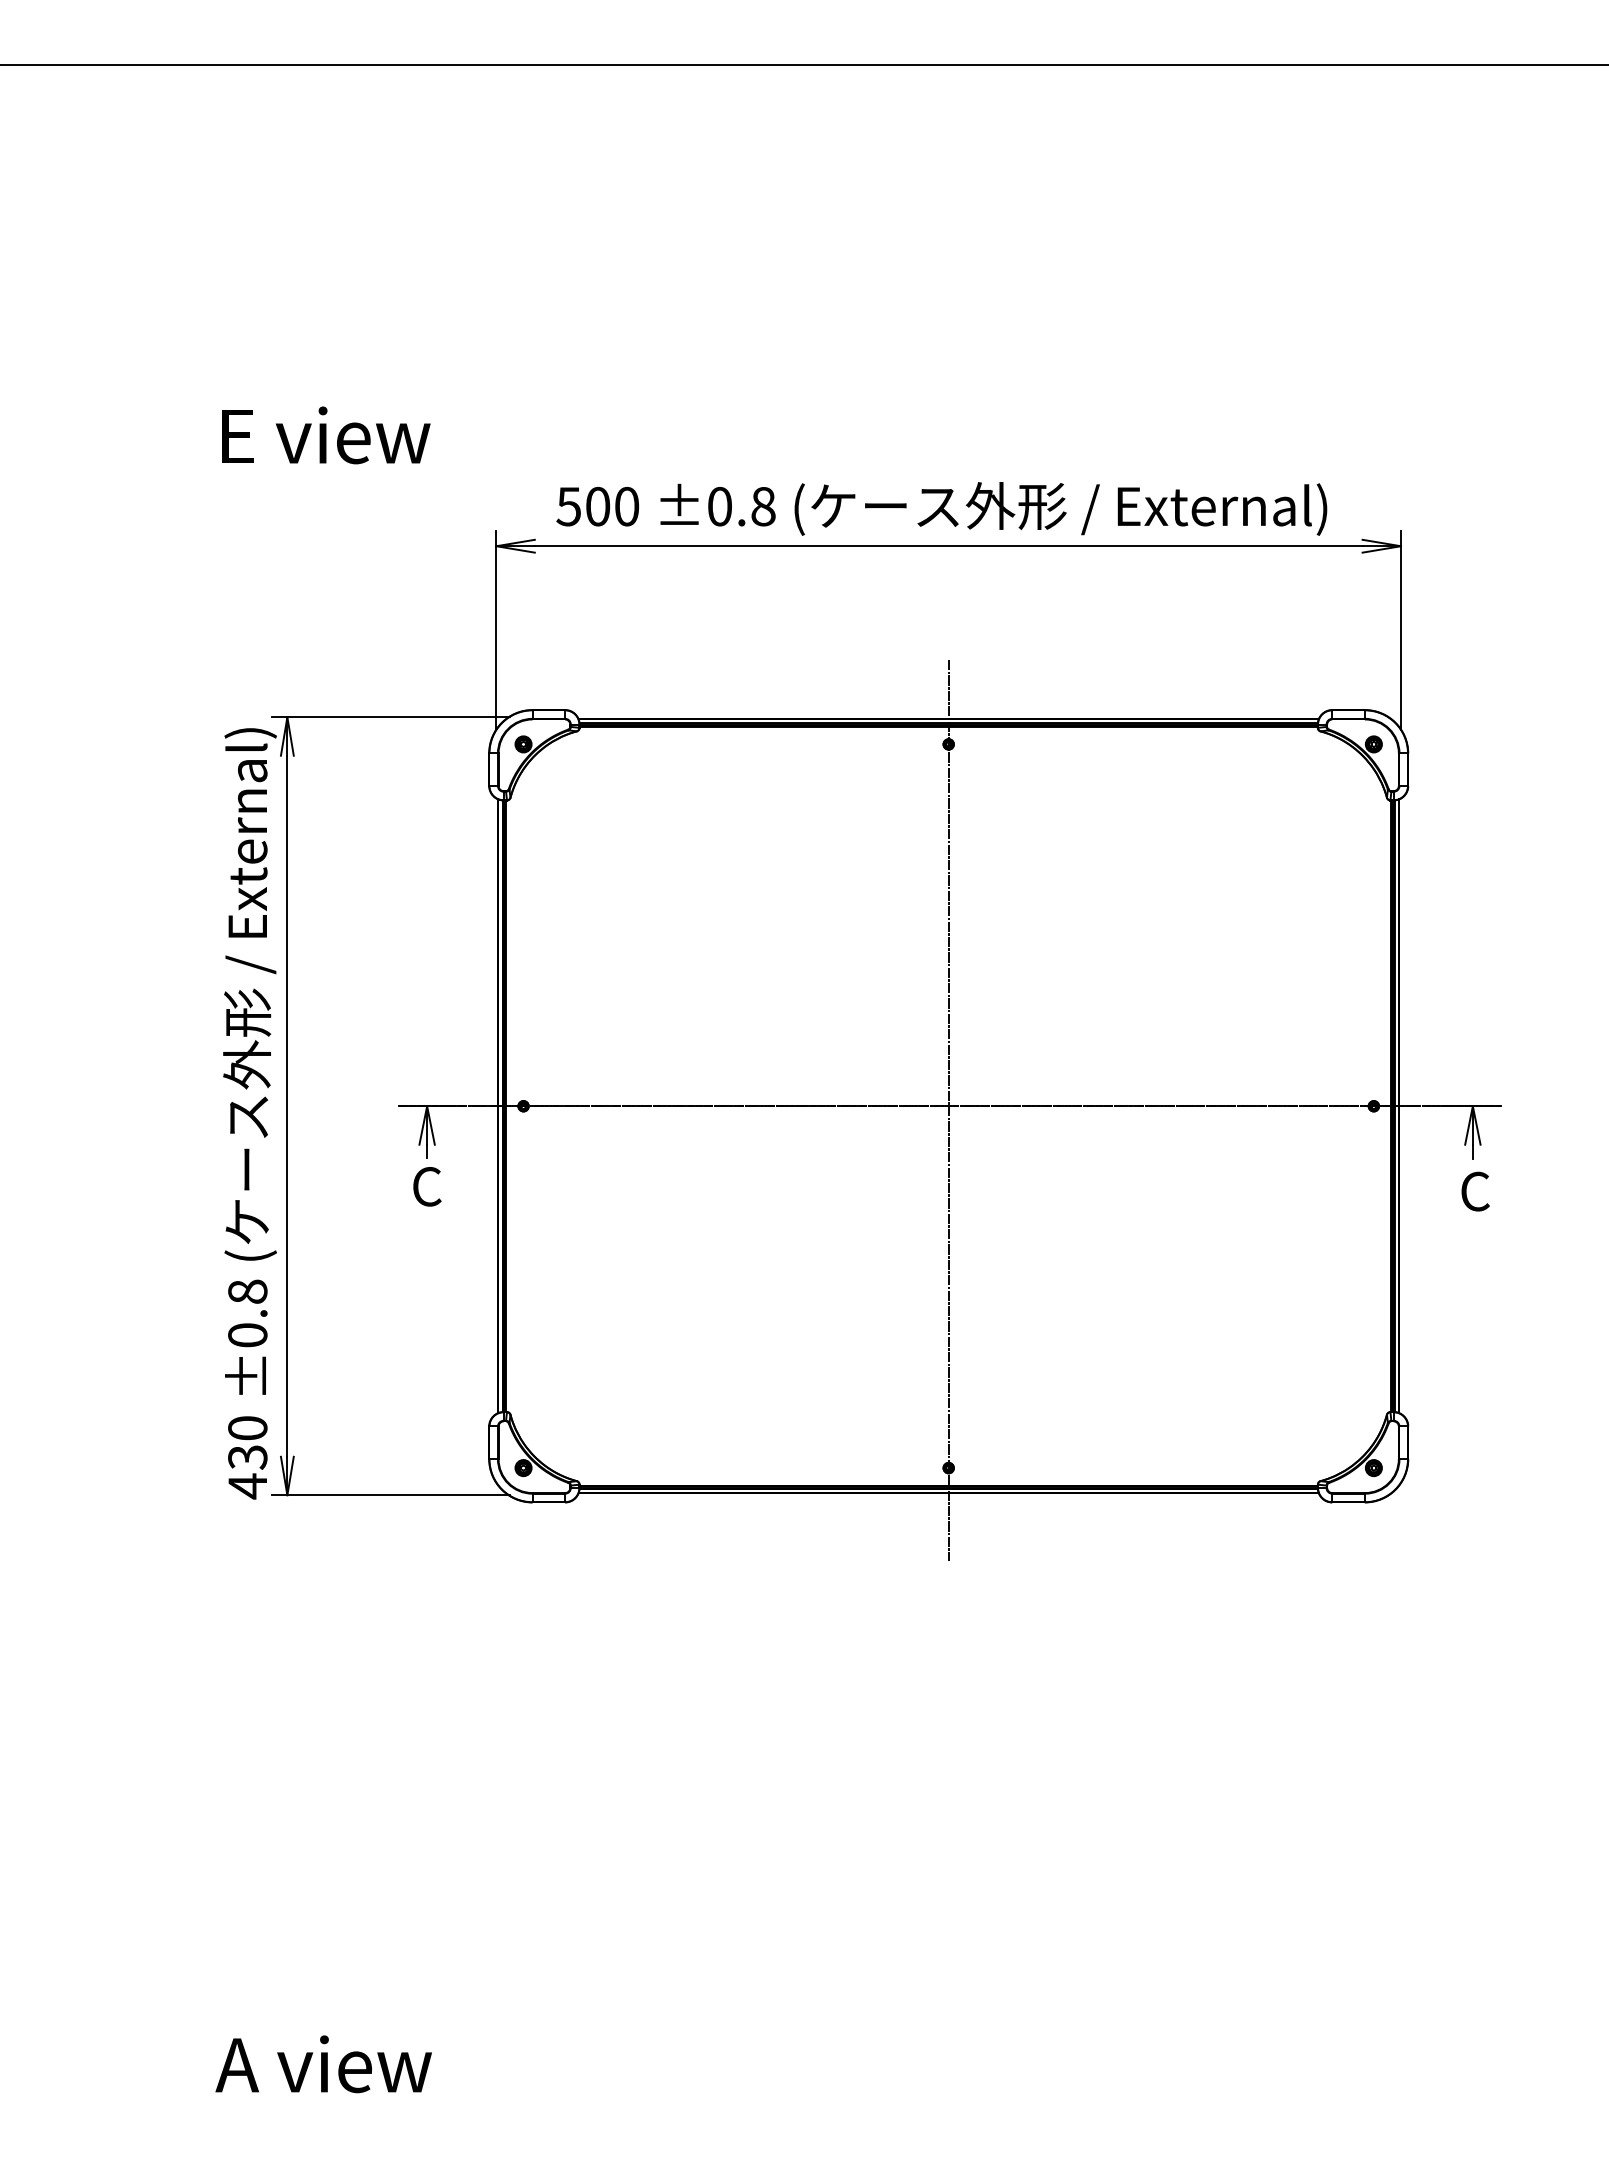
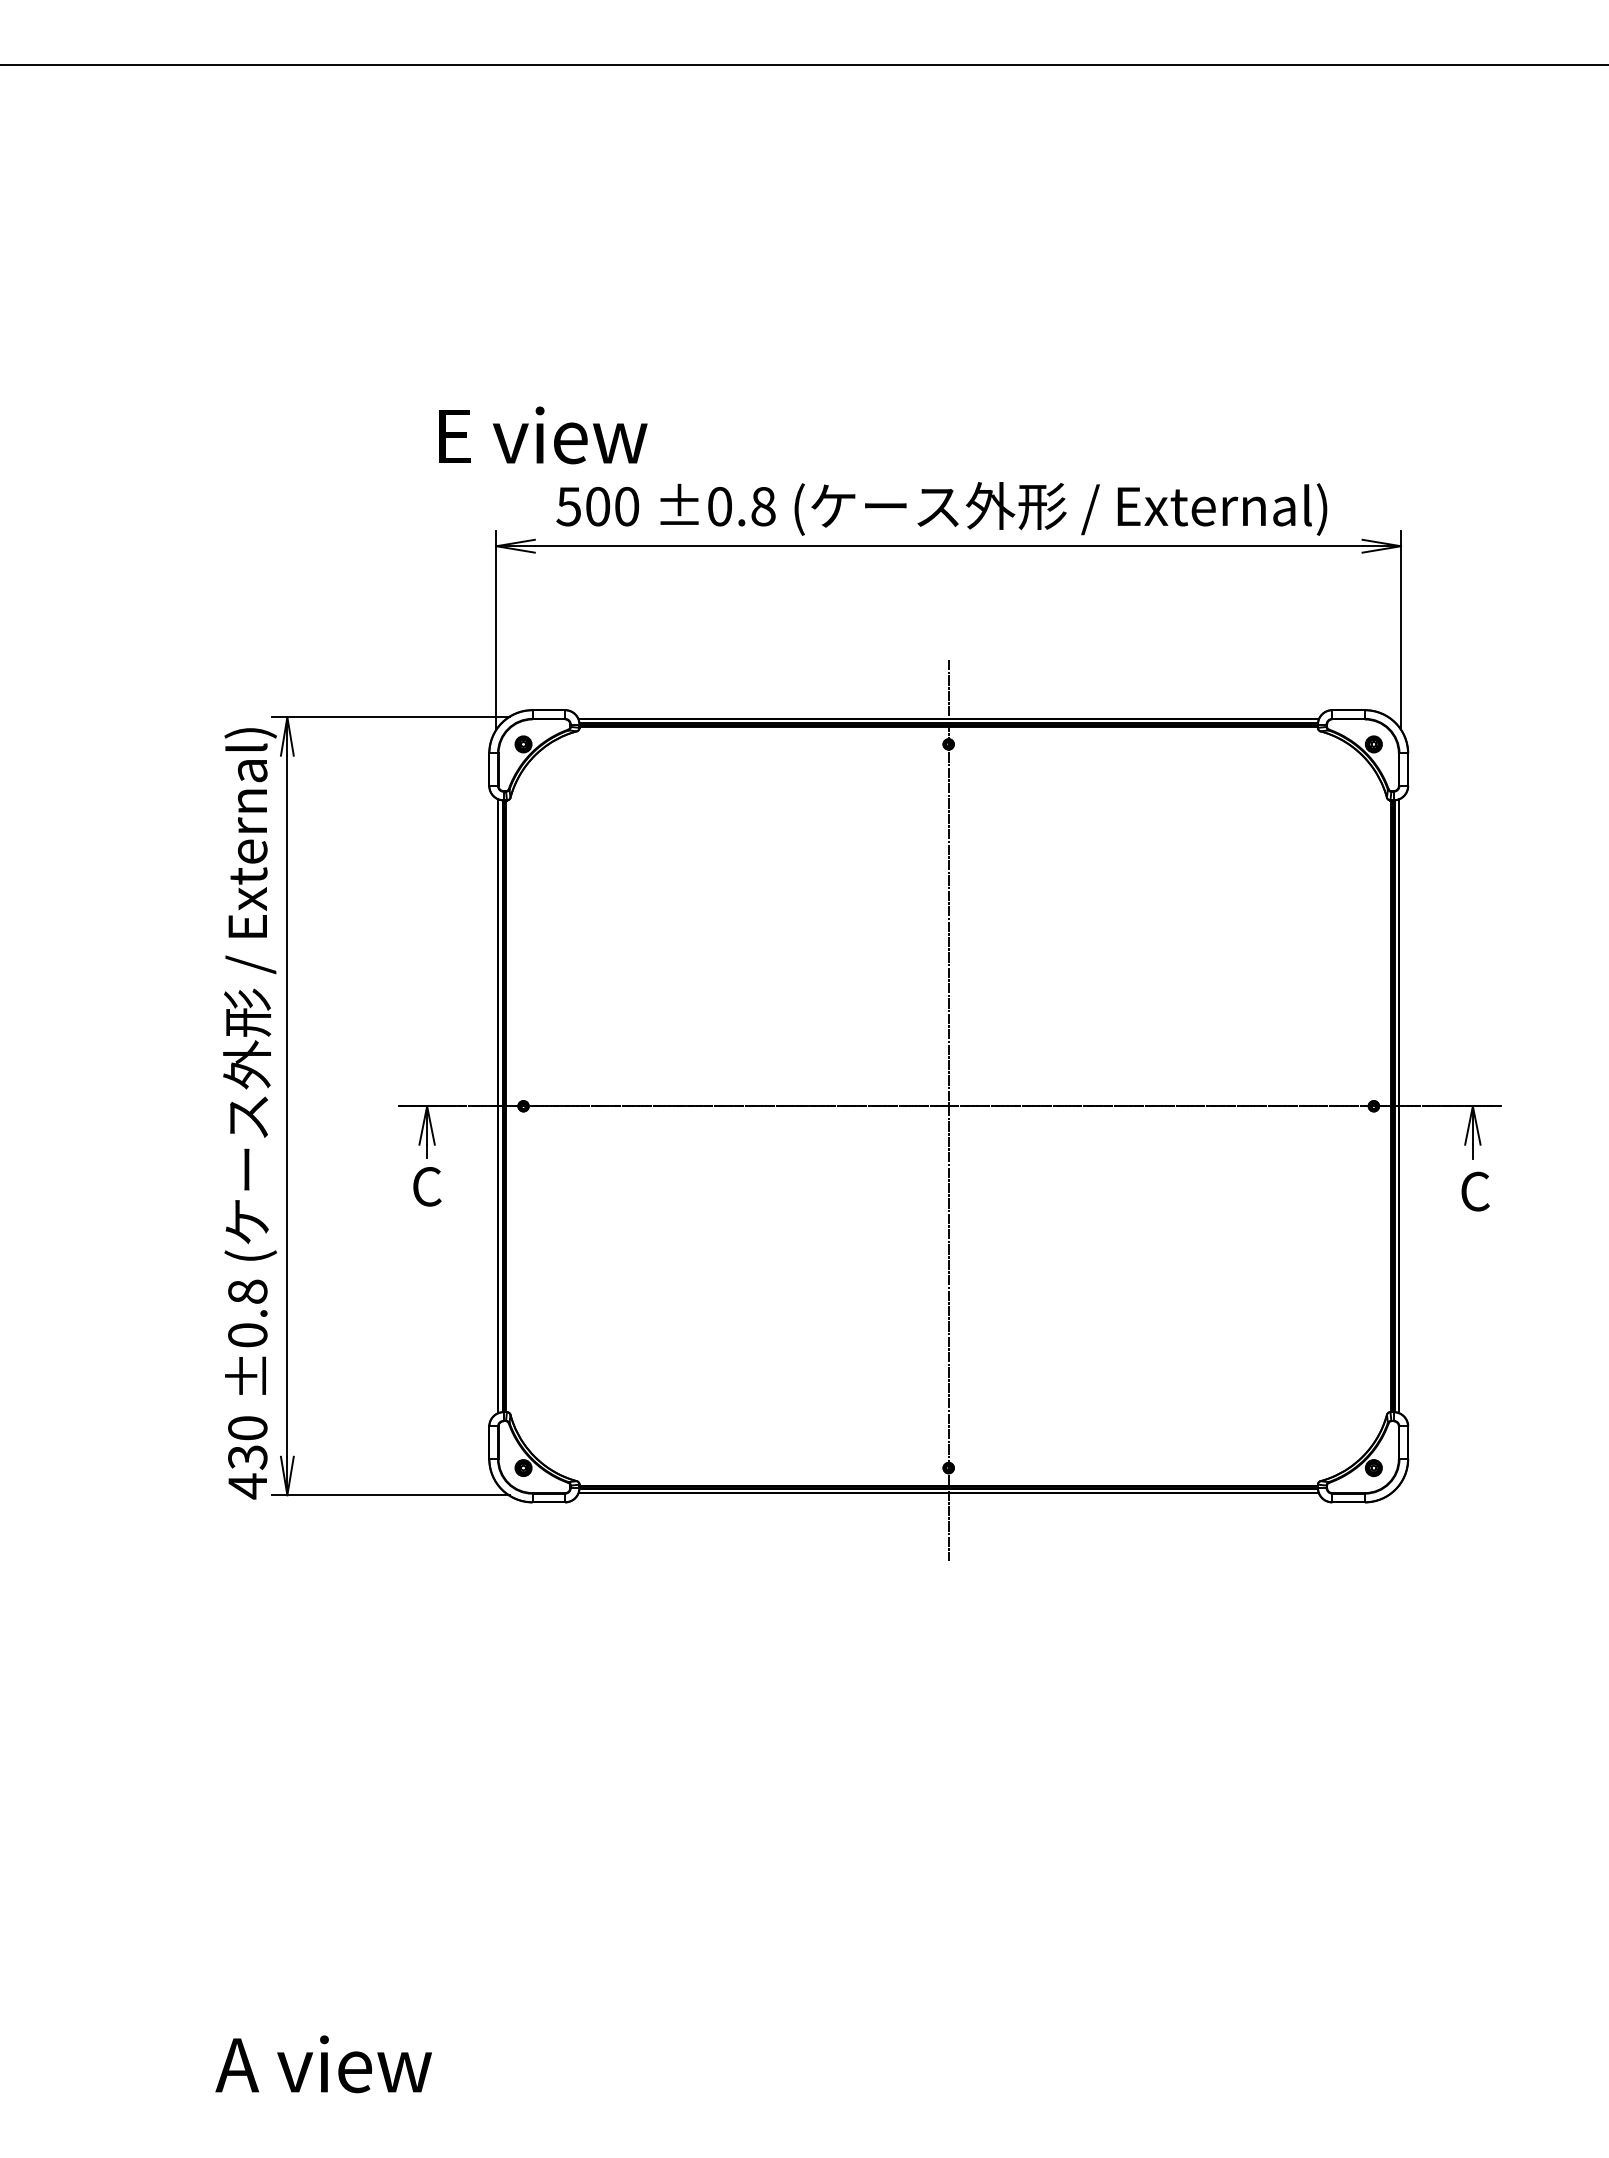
text position: (326, 435) -> (543, 435) (543, 435)
